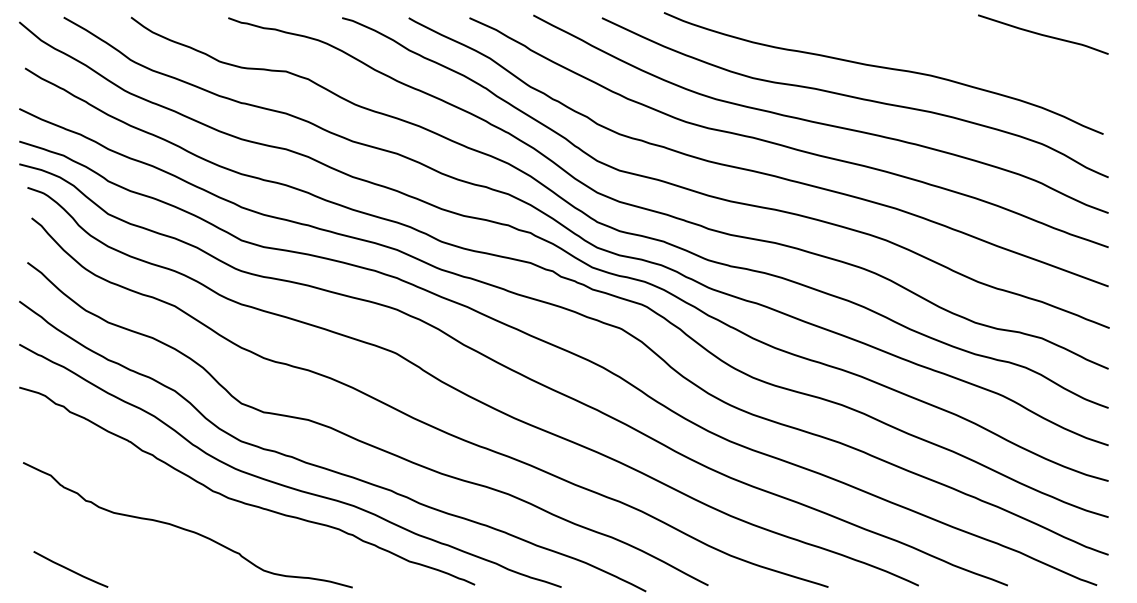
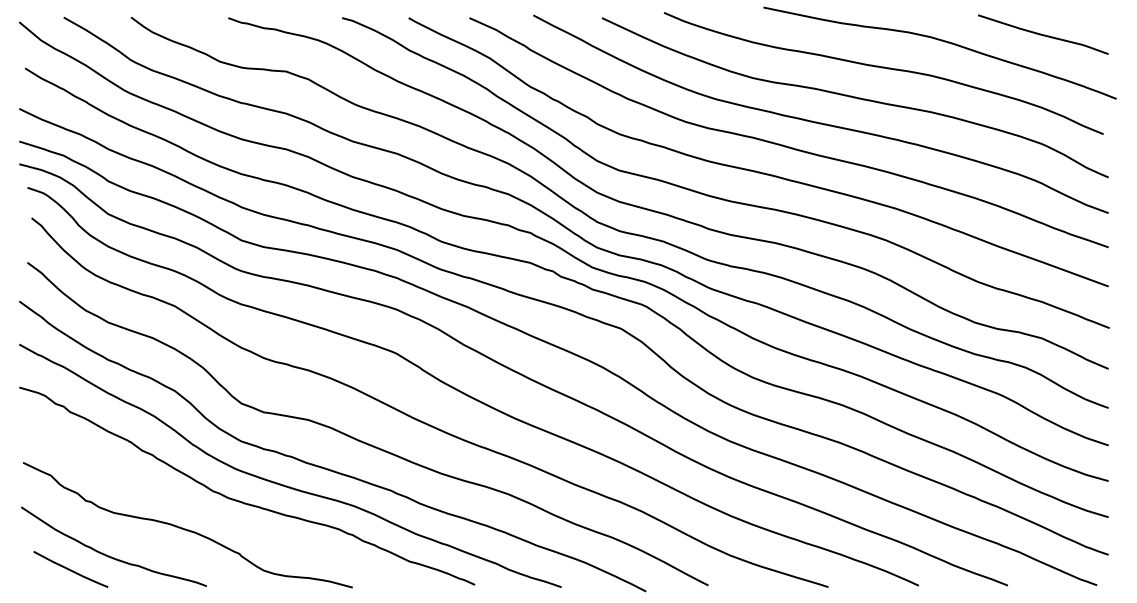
curve: none -> present (941, 41)
curve: none -> present (109, 555)
